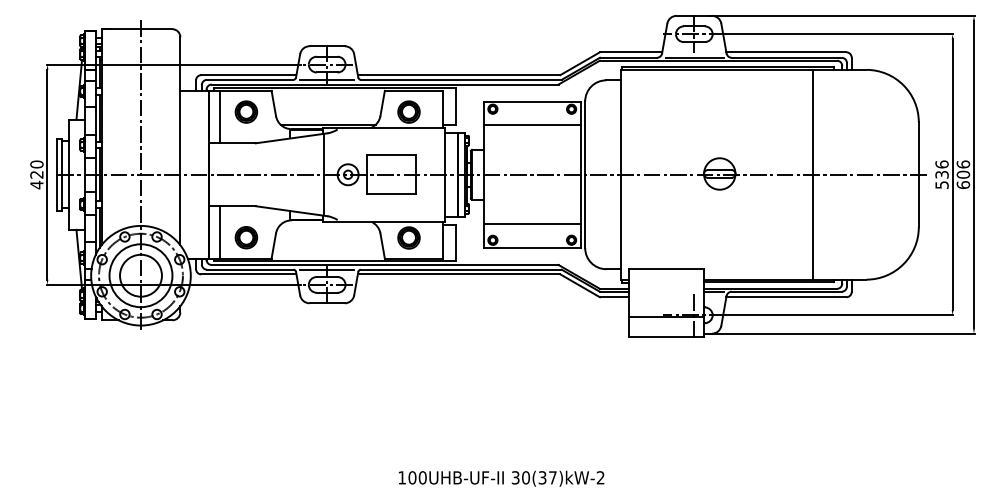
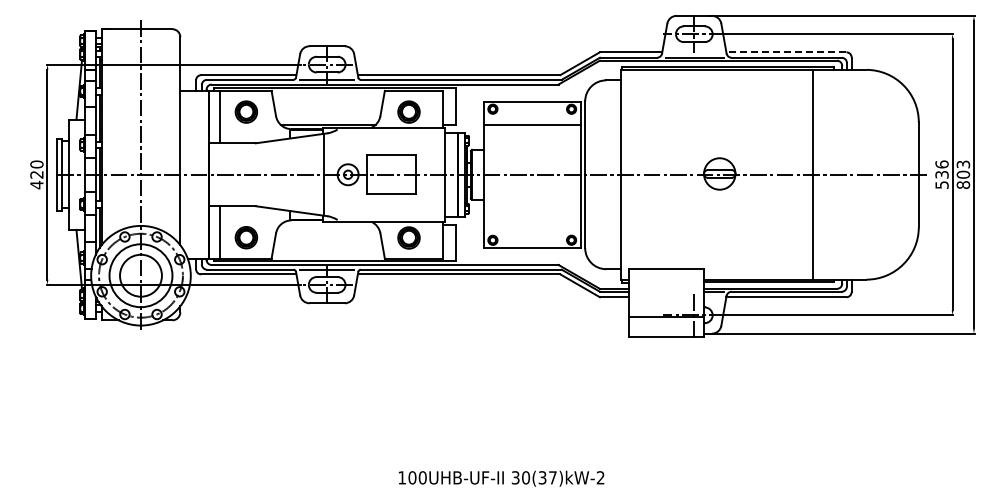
line: solid -> dashed (785, 52)
text: 606 -> 803 (963, 174)
line: present -> none (531, 224)
